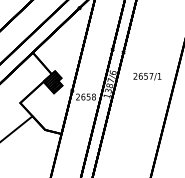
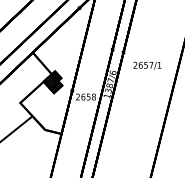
text position: (147, 76) -> (147, 65) (147, 65)
